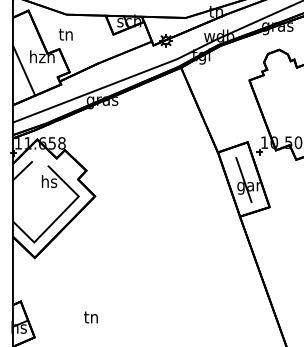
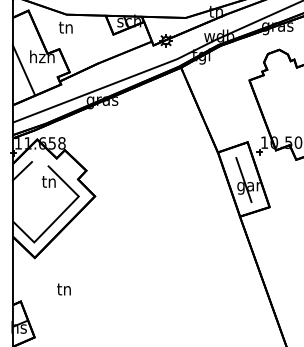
text position: (65, 34) -> (65, 27) (65, 27)
text: hs -> tn (49, 181)
text position: (90, 317) -> (63, 289) (63, 289)
